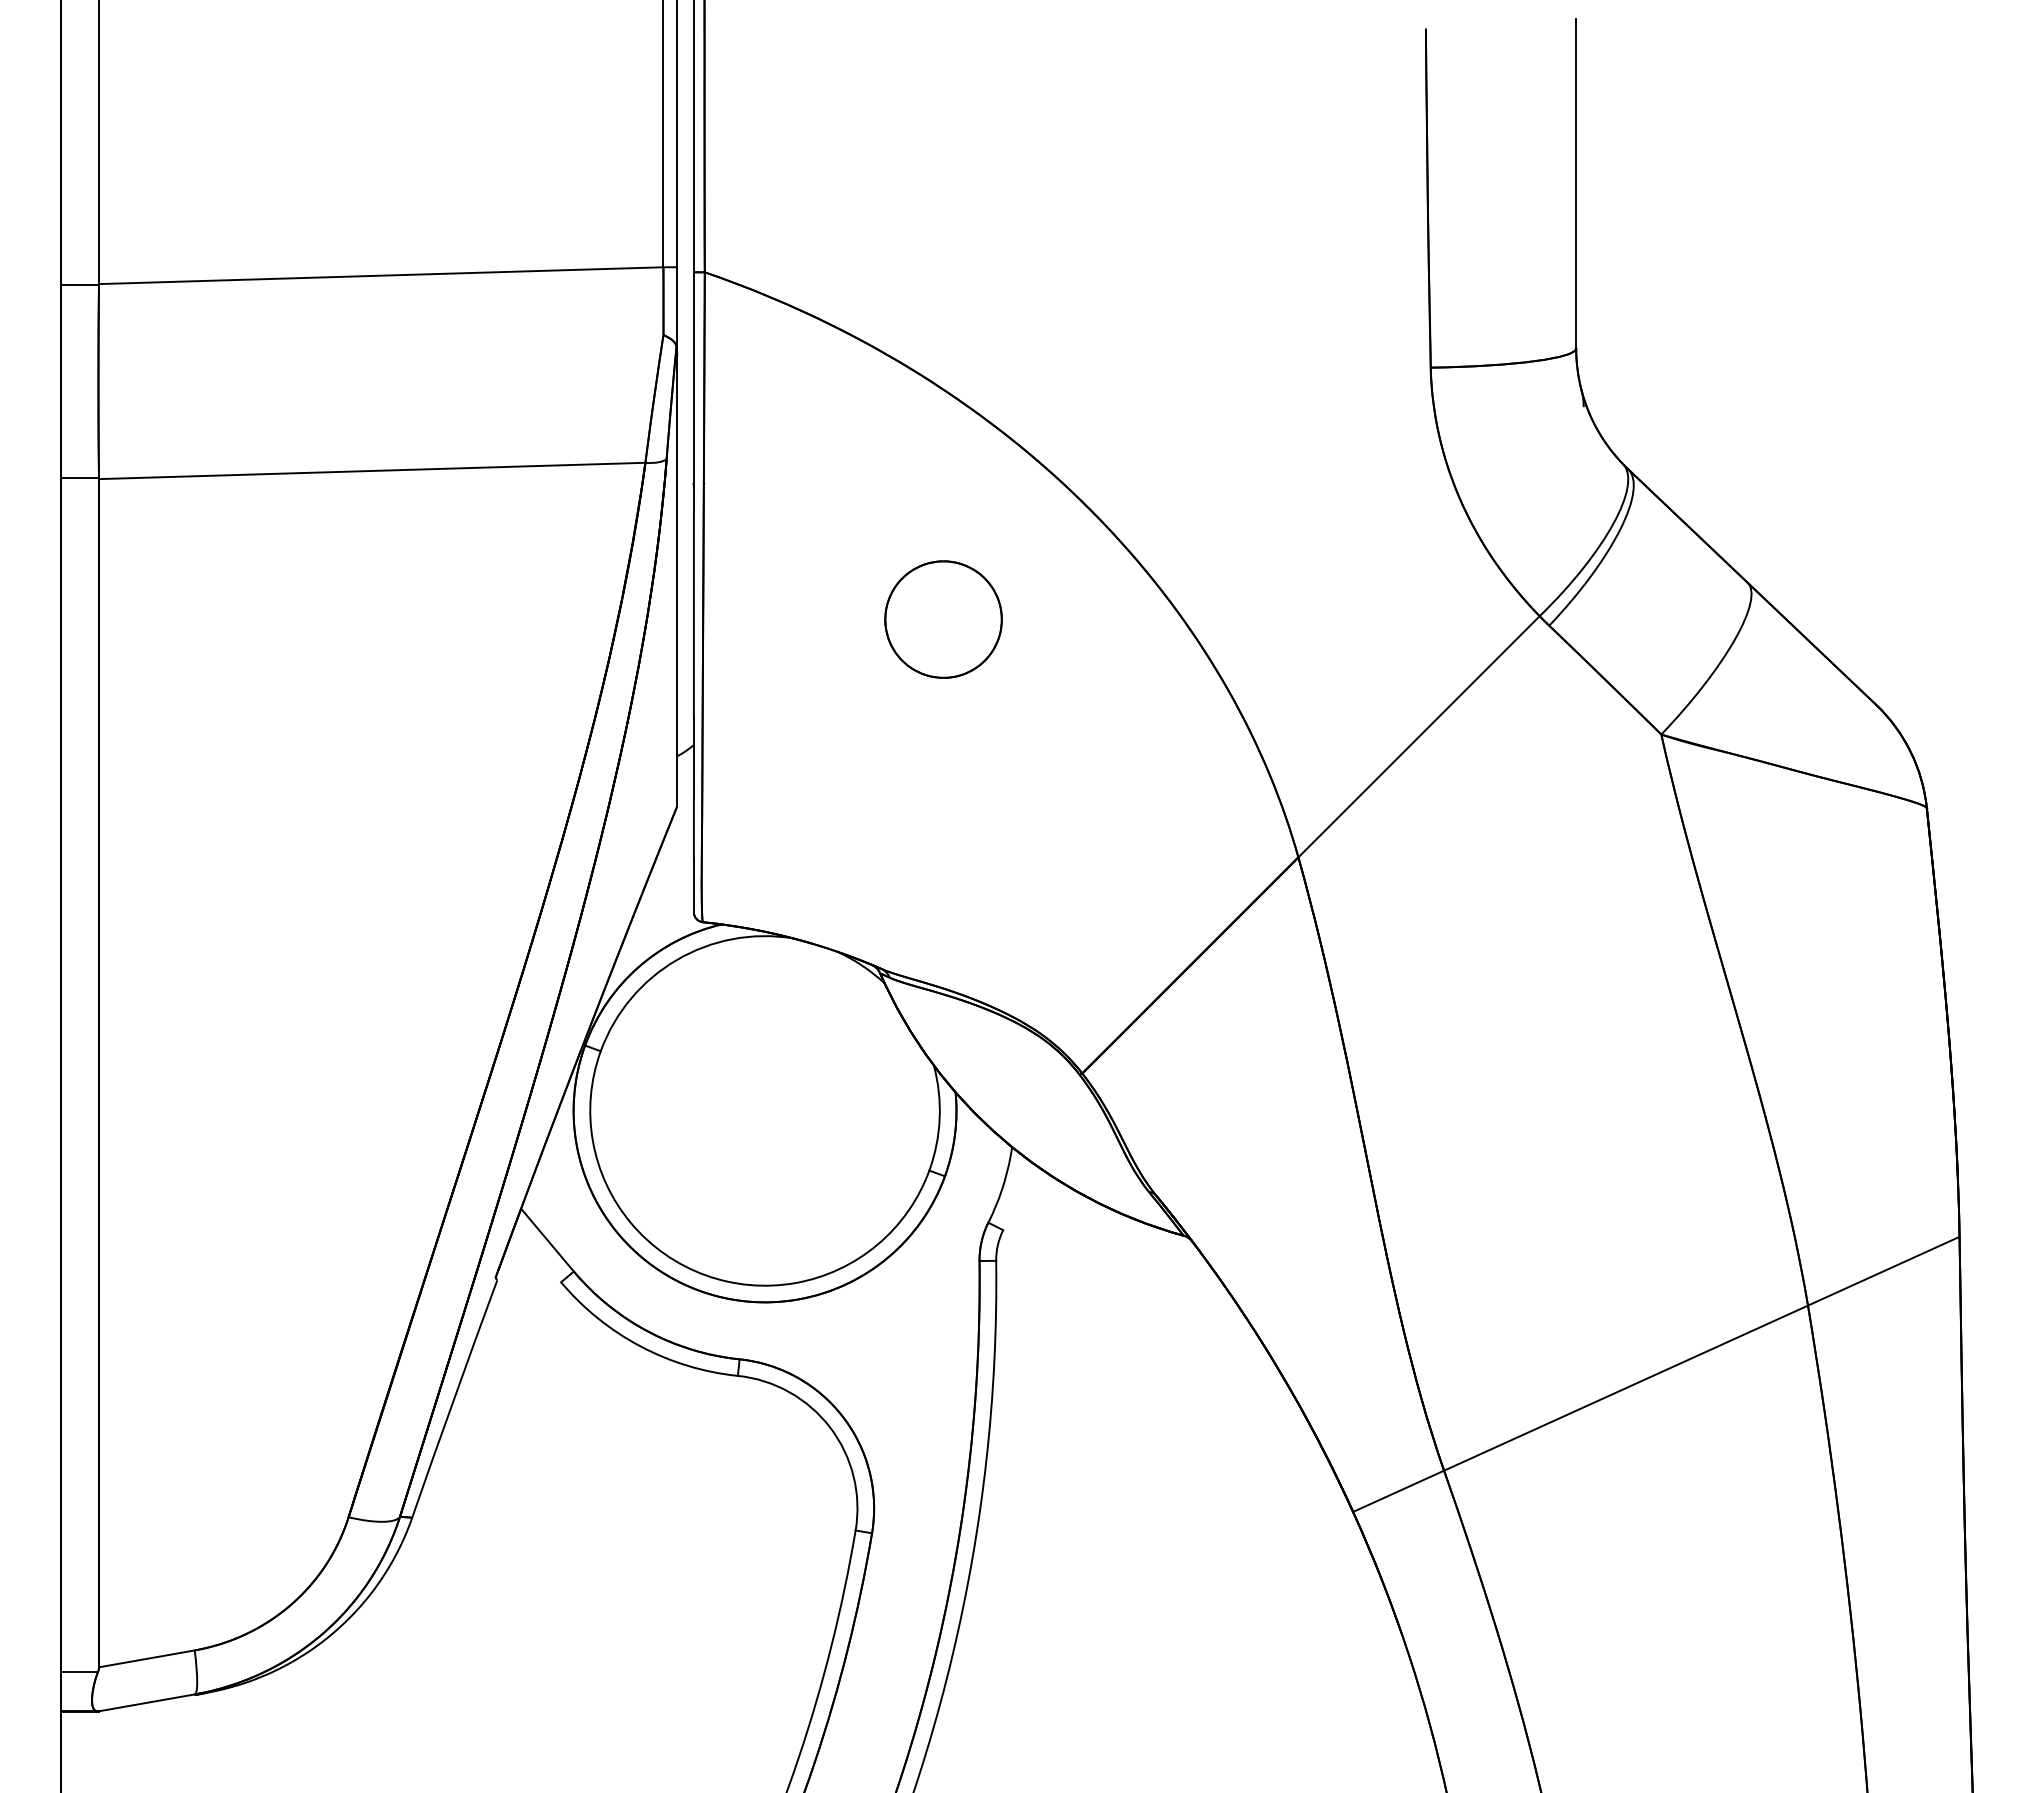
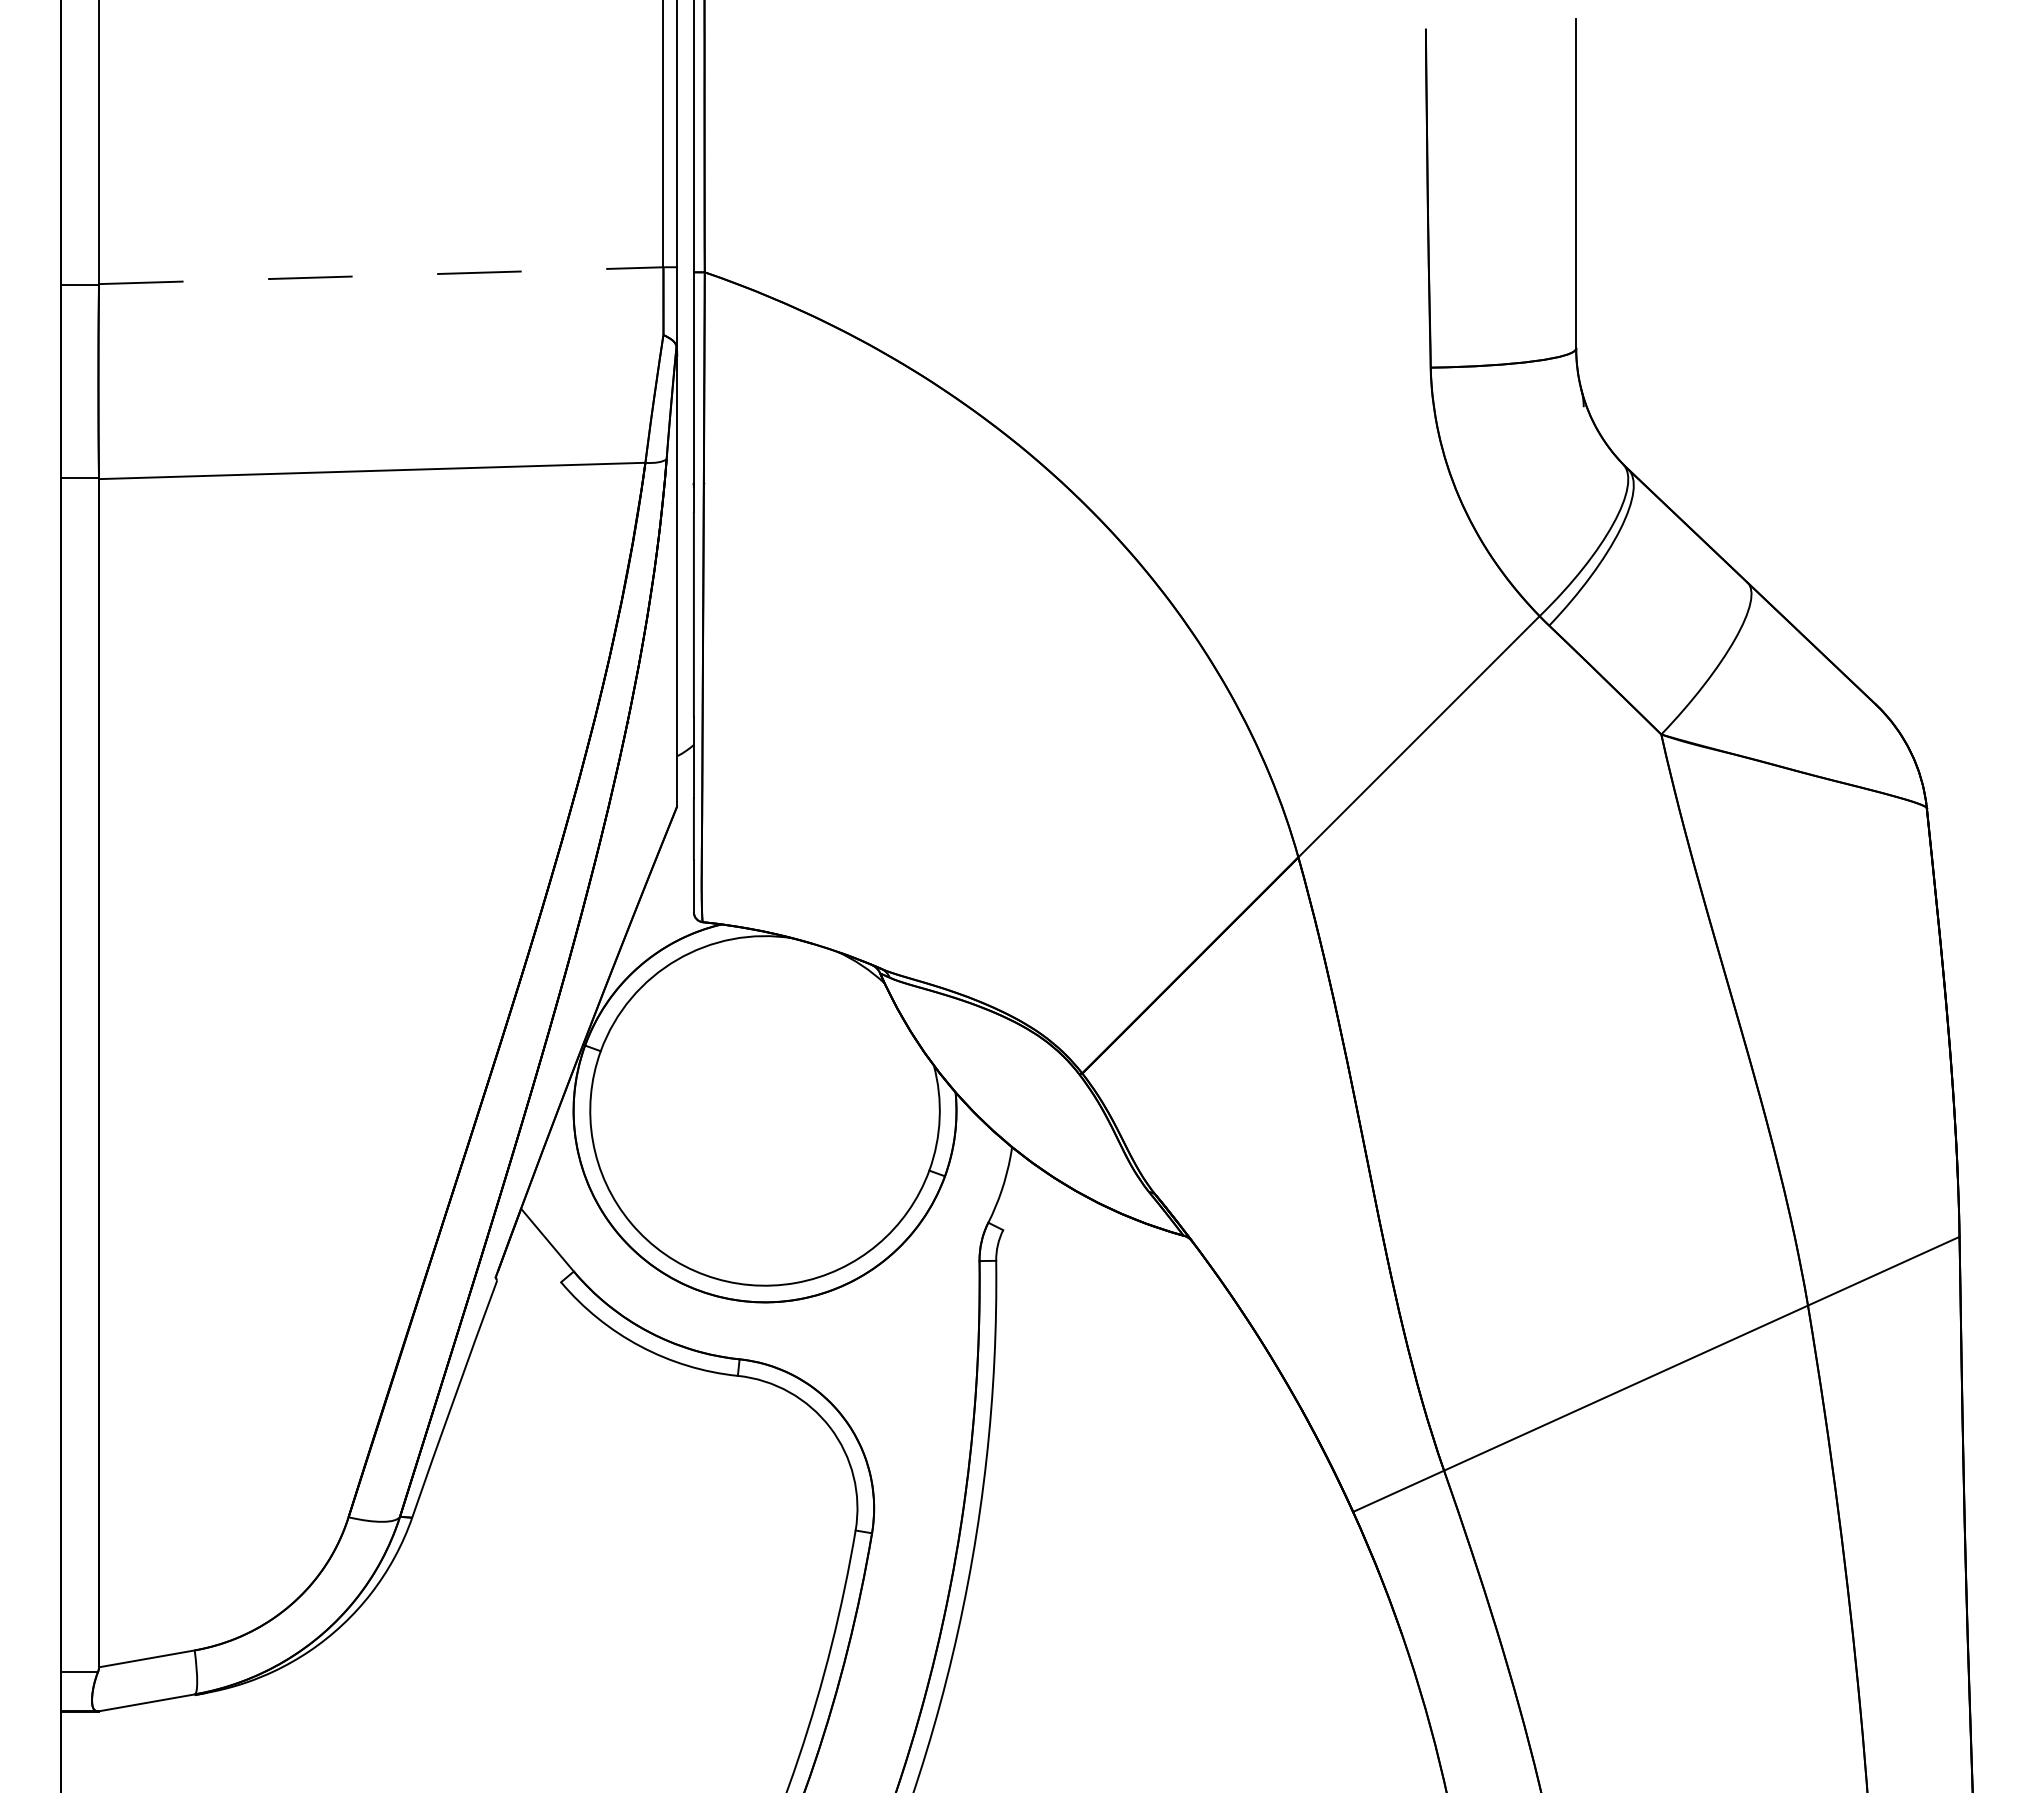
line: solid -> dashed (381, 275)
part: present -> none (943, 619)
